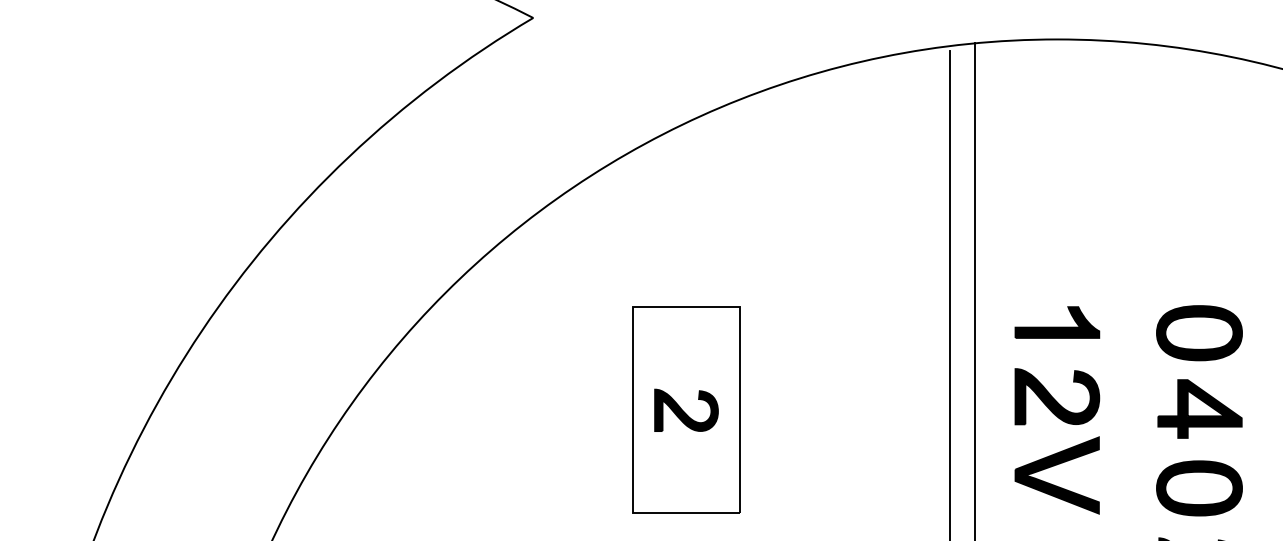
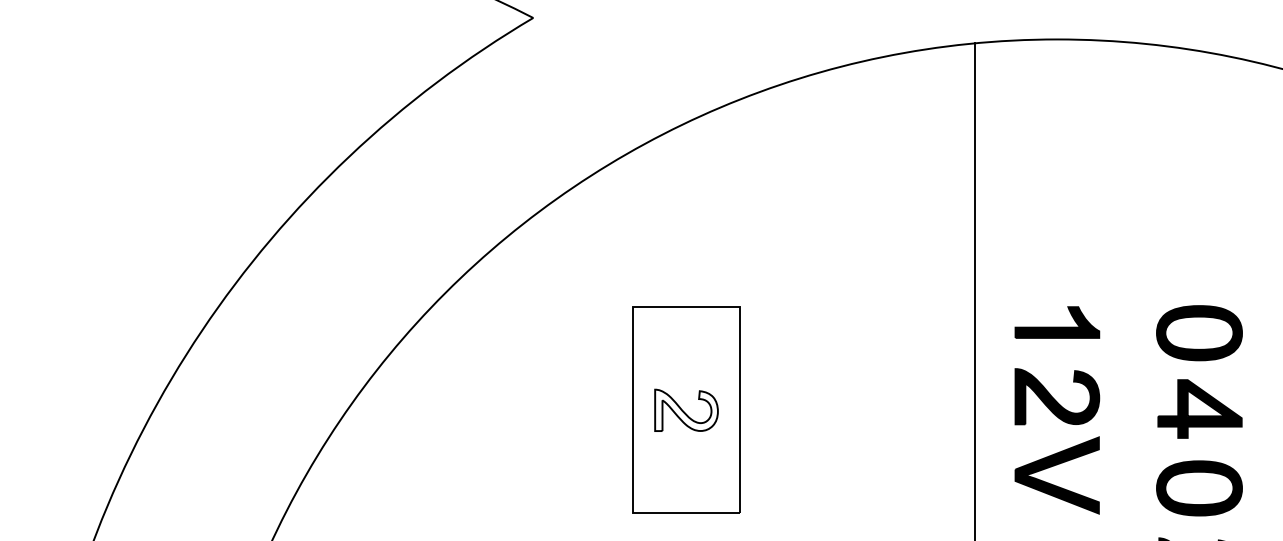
line: present -> none (950, 294)
fill: present -> none (686, 410)
